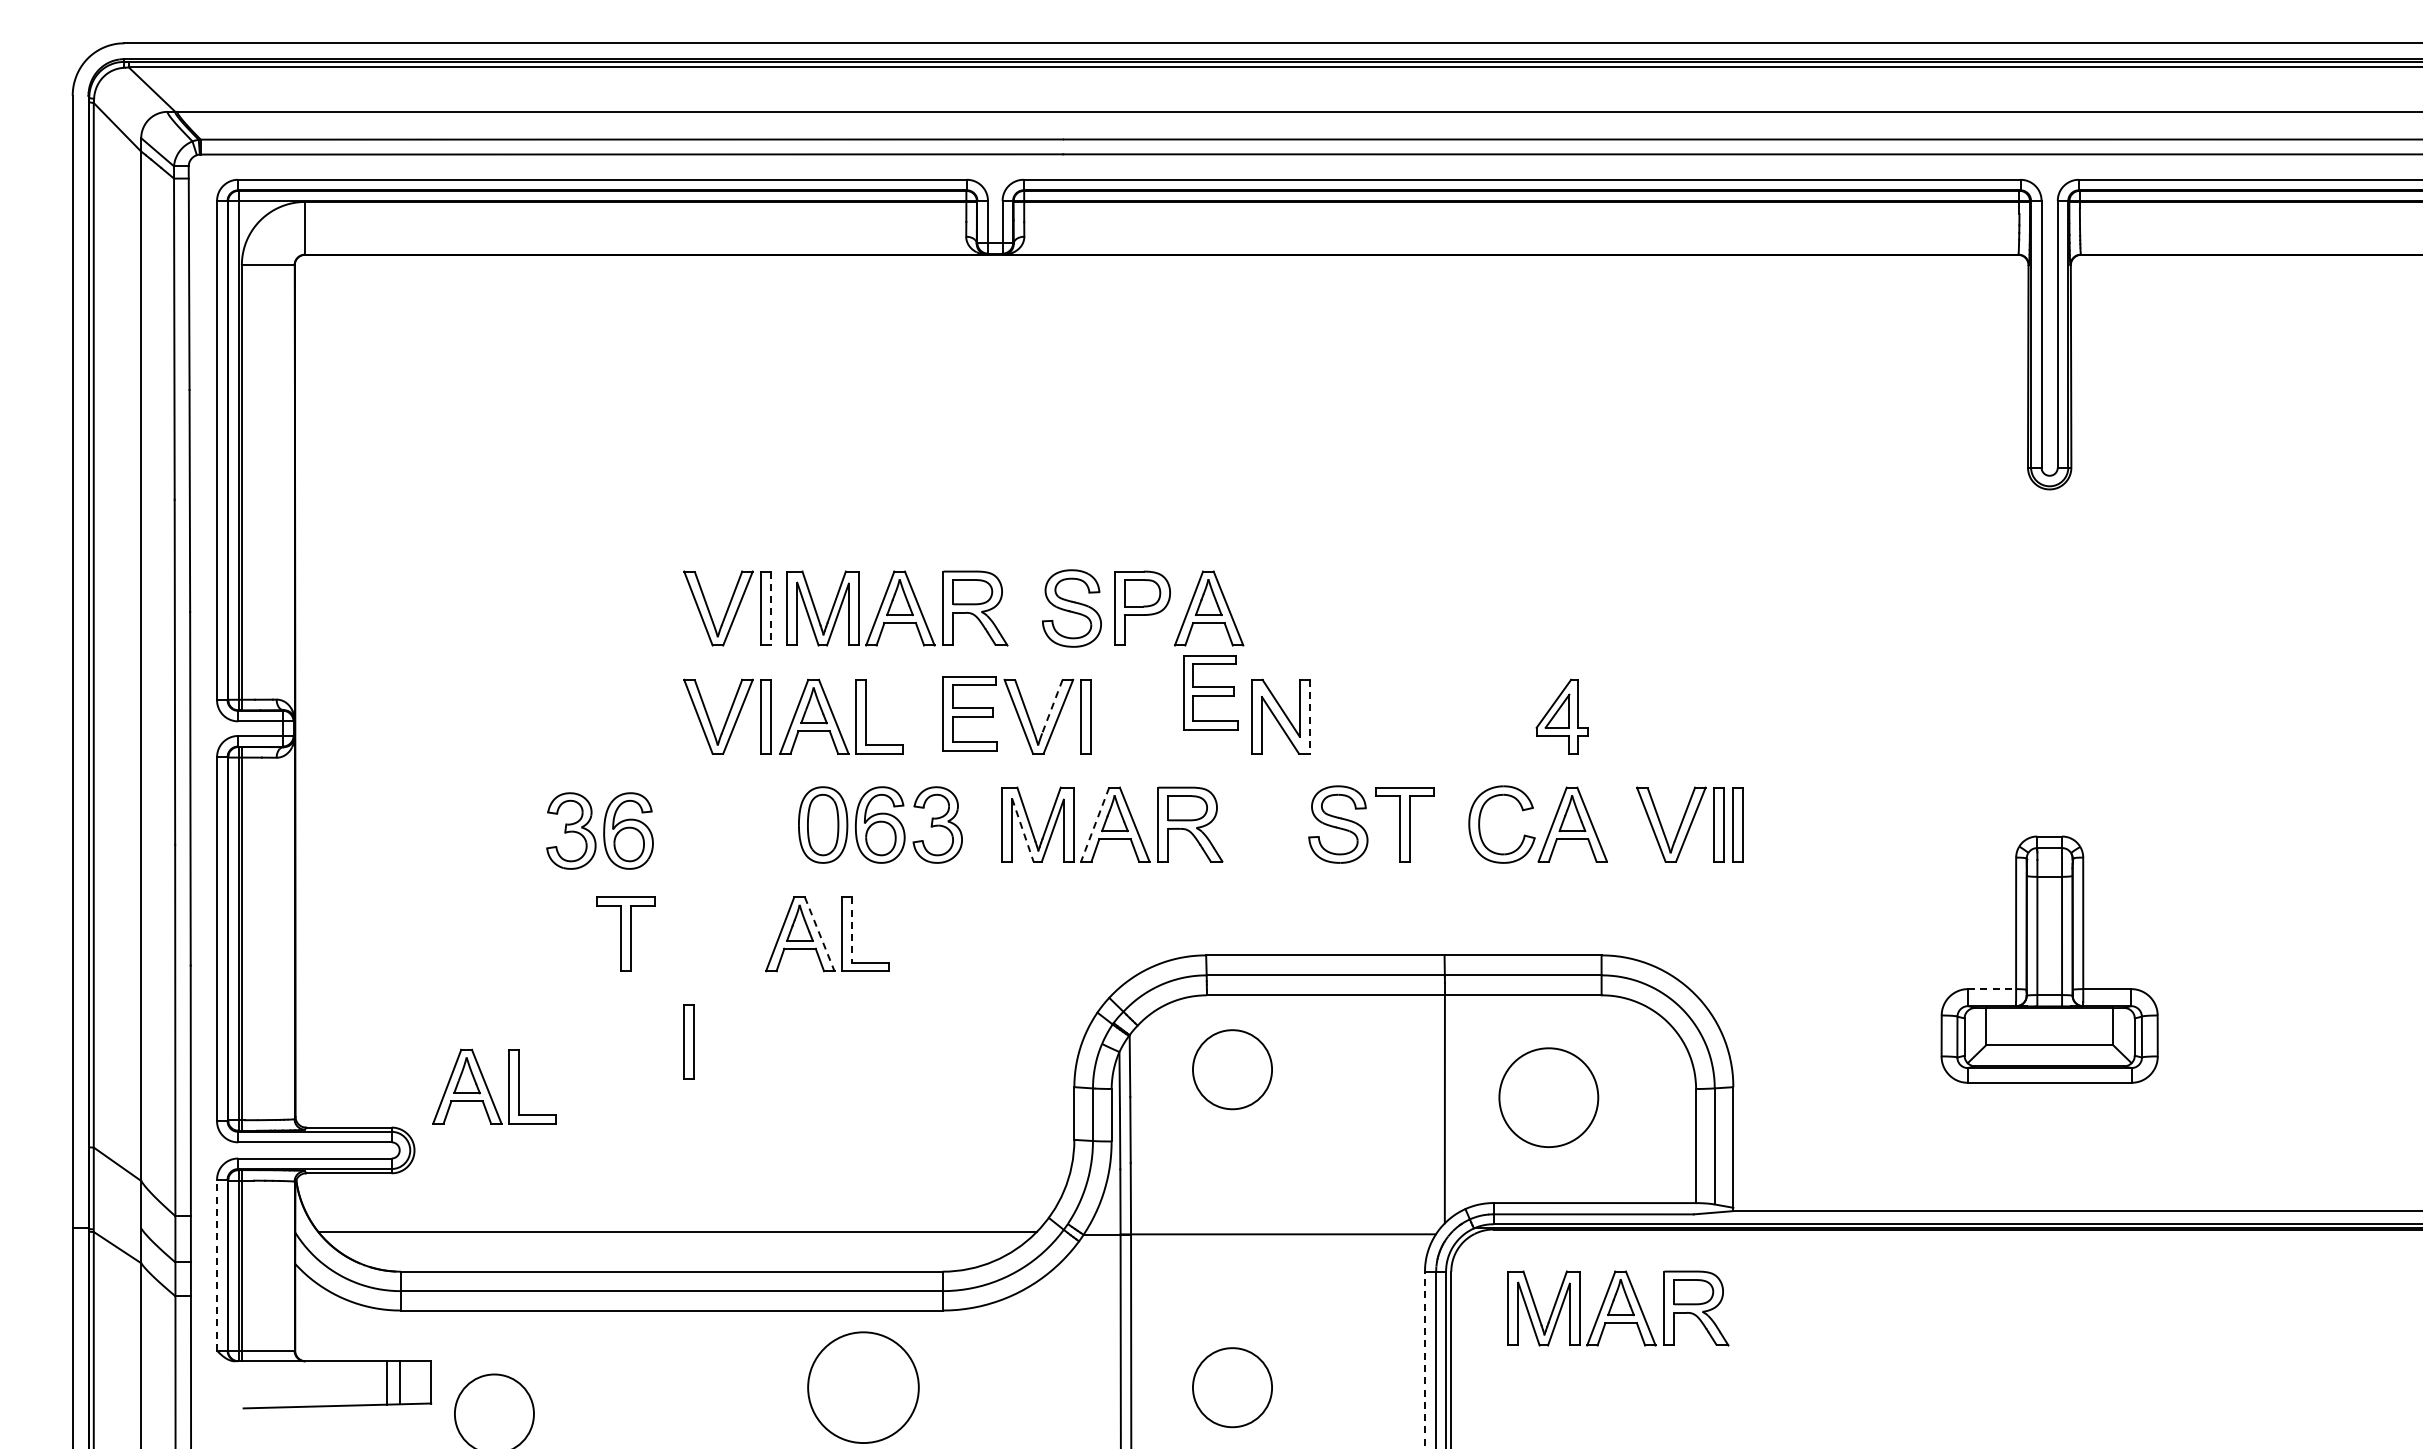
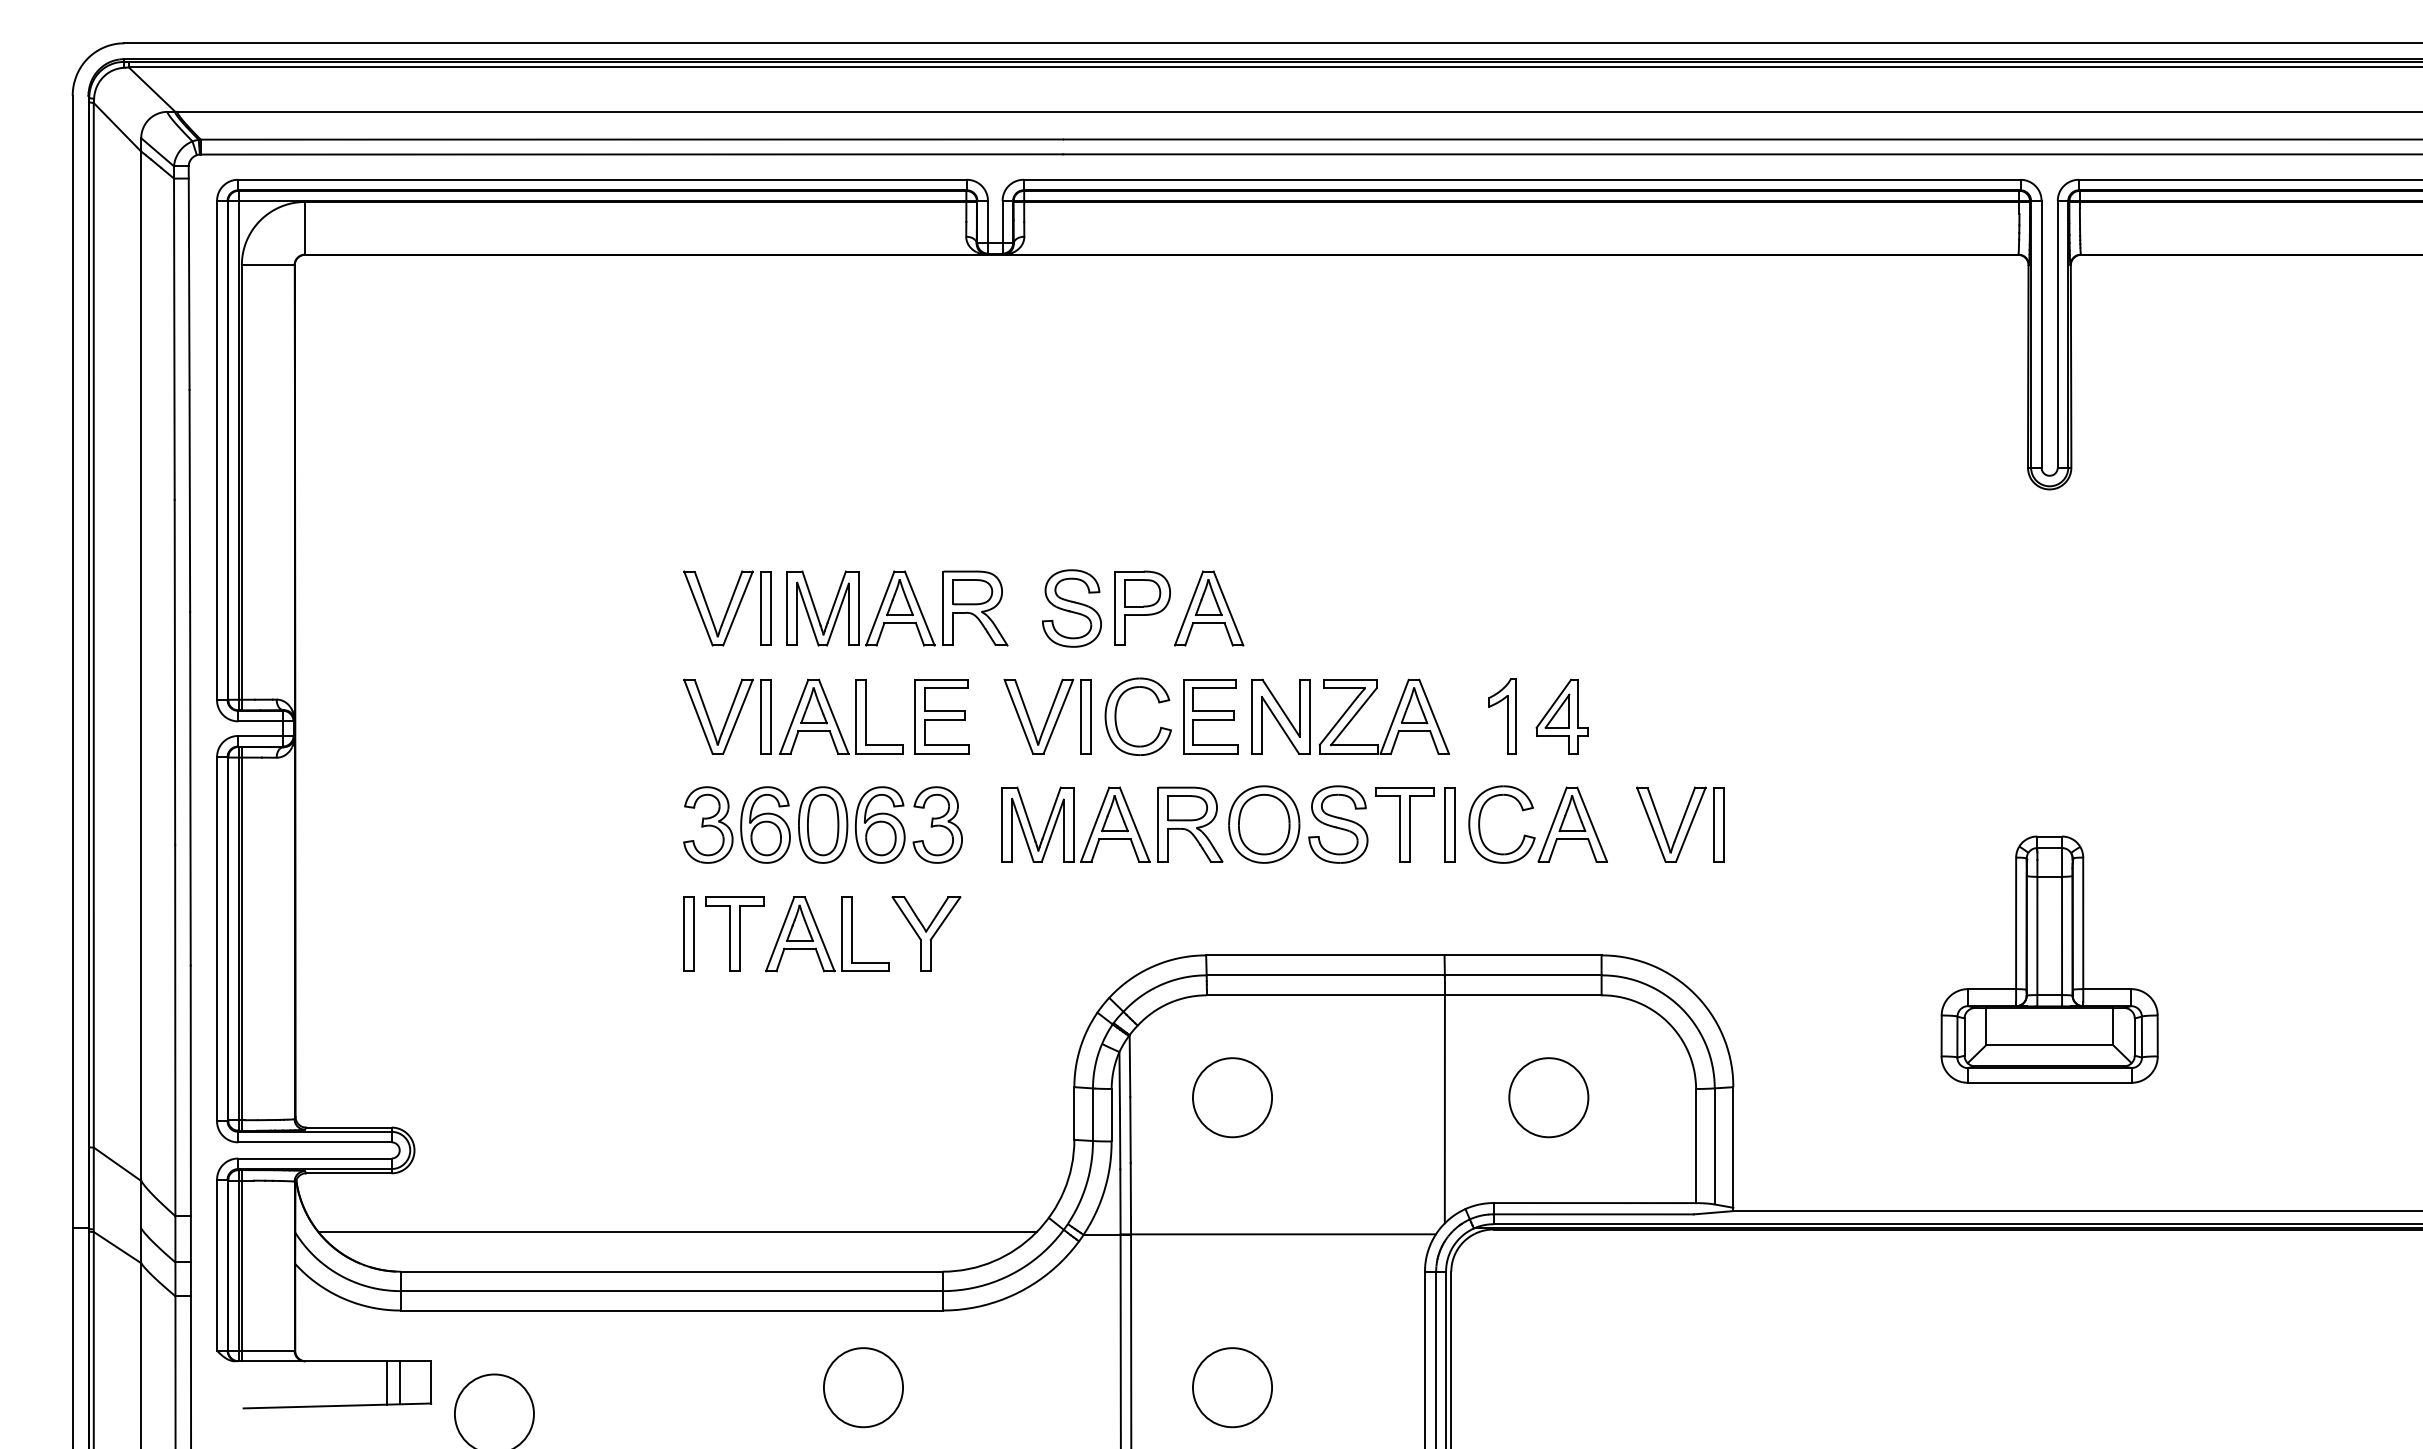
line: dashed -> solid (770, 608)
part position: (1210, 692) -> (1210, 716) (1210, 716)
line: dashed -> solid (1052, 706)
part position: (969, 713) -> (941, 716) (941, 716)
part: none -> present (1116, 716)
line: dashed -> solid (1309, 716)
part: none -> present (1502, 716)
part: none -> present (1391, 721)
line: dashed -> solid (1095, 824)
part: none -> present (1264, 824)
part position: (1737, 824) -> (1449, 824) (1449, 824)
part position: (599, 830) -> (736, 824) (736, 824)
line: dashed -> solid (1023, 830)
line: dashed -> solid (852, 929)
part position: (625, 933) -> (734, 933) (734, 933)
part: none -> present (926, 933)
line: dashed -> solid (819, 934)
line: dashed -> solid (1992, 989)
part position: (688, 1041) -> (688, 933) (688, 933)
circle position: (1232, 1069) -> (1232, 1097) (1232, 1097)
part: present -> none (488, 1088)
circle diameter: 99 px -> 79 px (1548, 1097)
line: dashed -> solid (217, 1265)
part: present -> none (1618, 1308)
line: dashed -> solid (1425, 1359)
circle diameter: 111 px -> 79 px (863, 1387)
